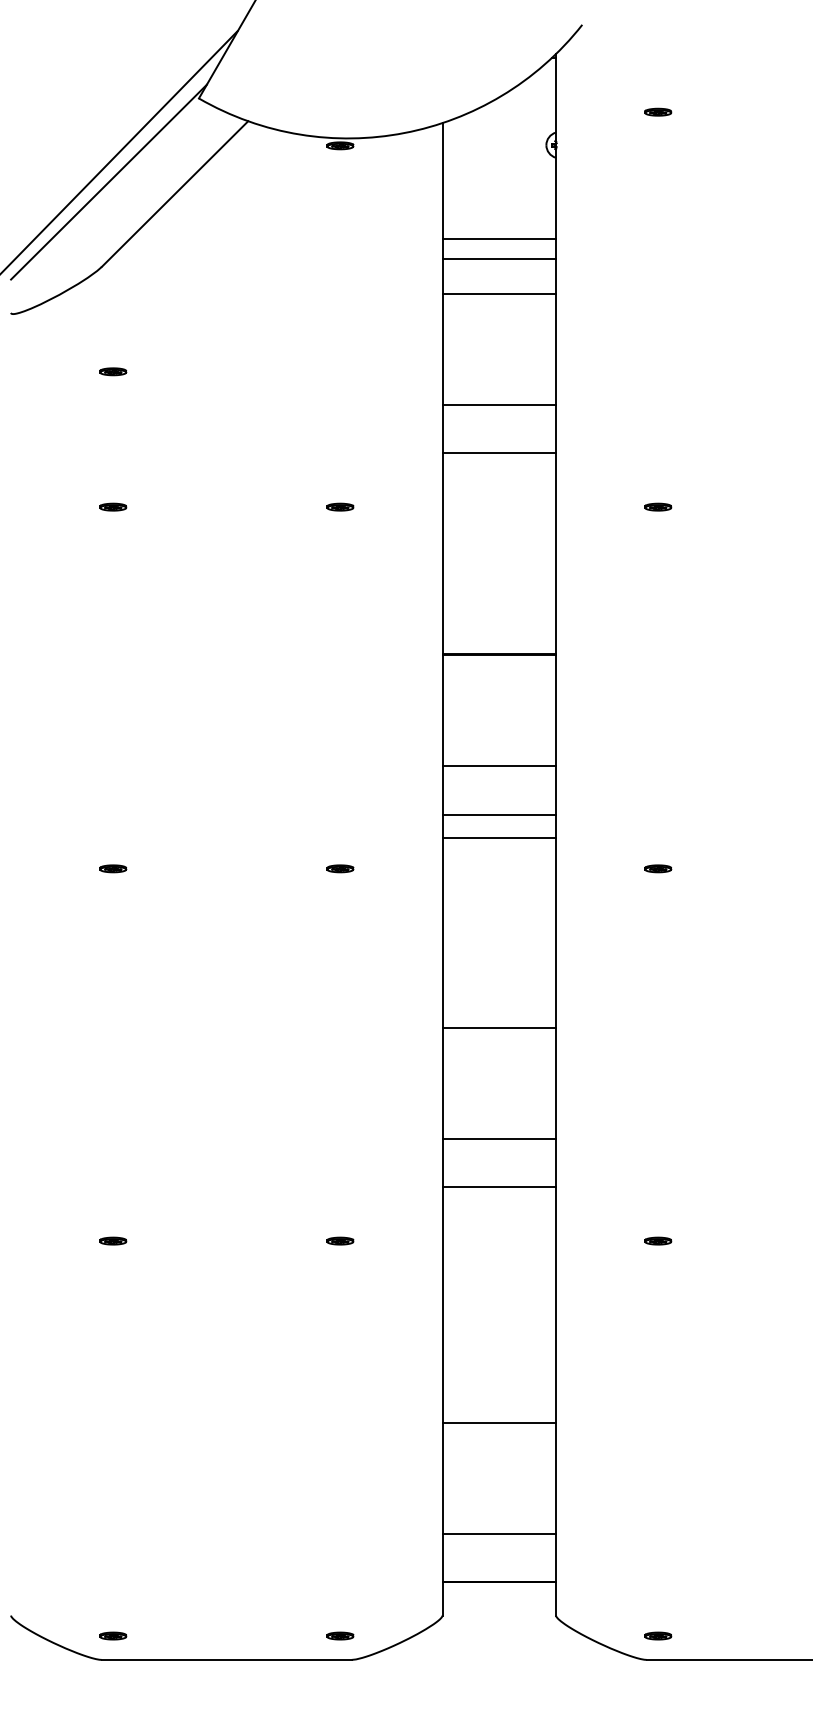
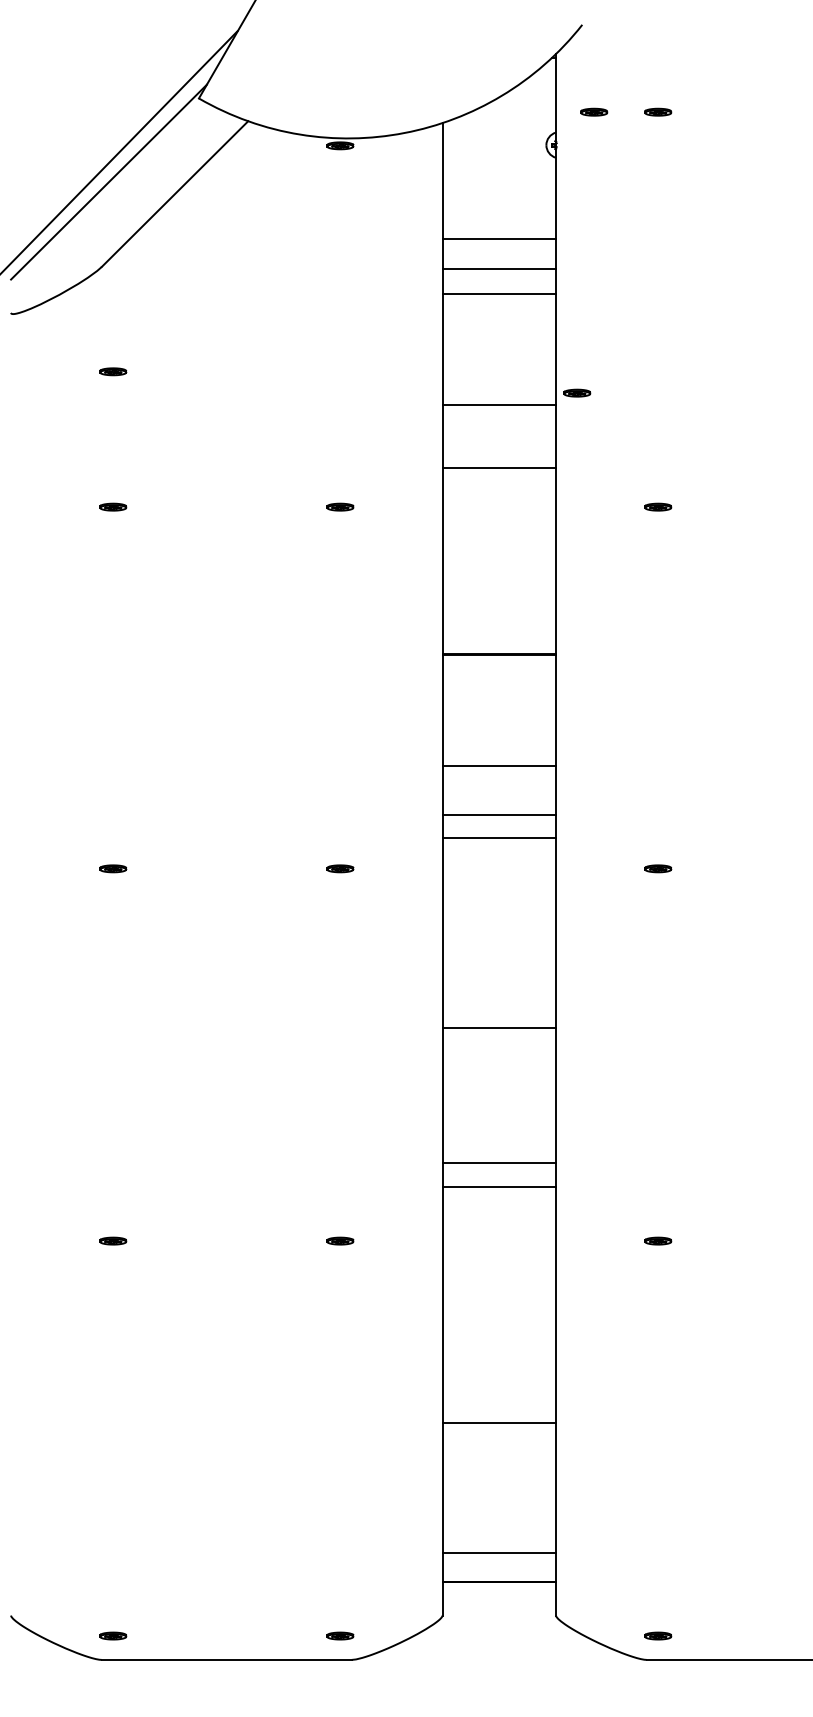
part: none -> present (594, 111)
line position: (499, 258) -> (499, 268) (499, 268)
part: none -> present (577, 392)
line position: (499, 452) -> (499, 467) (499, 467)
line position: (499, 1138) -> (499, 1162) (499, 1162)
line position: (499, 1533) -> (499, 1552) (499, 1552)
